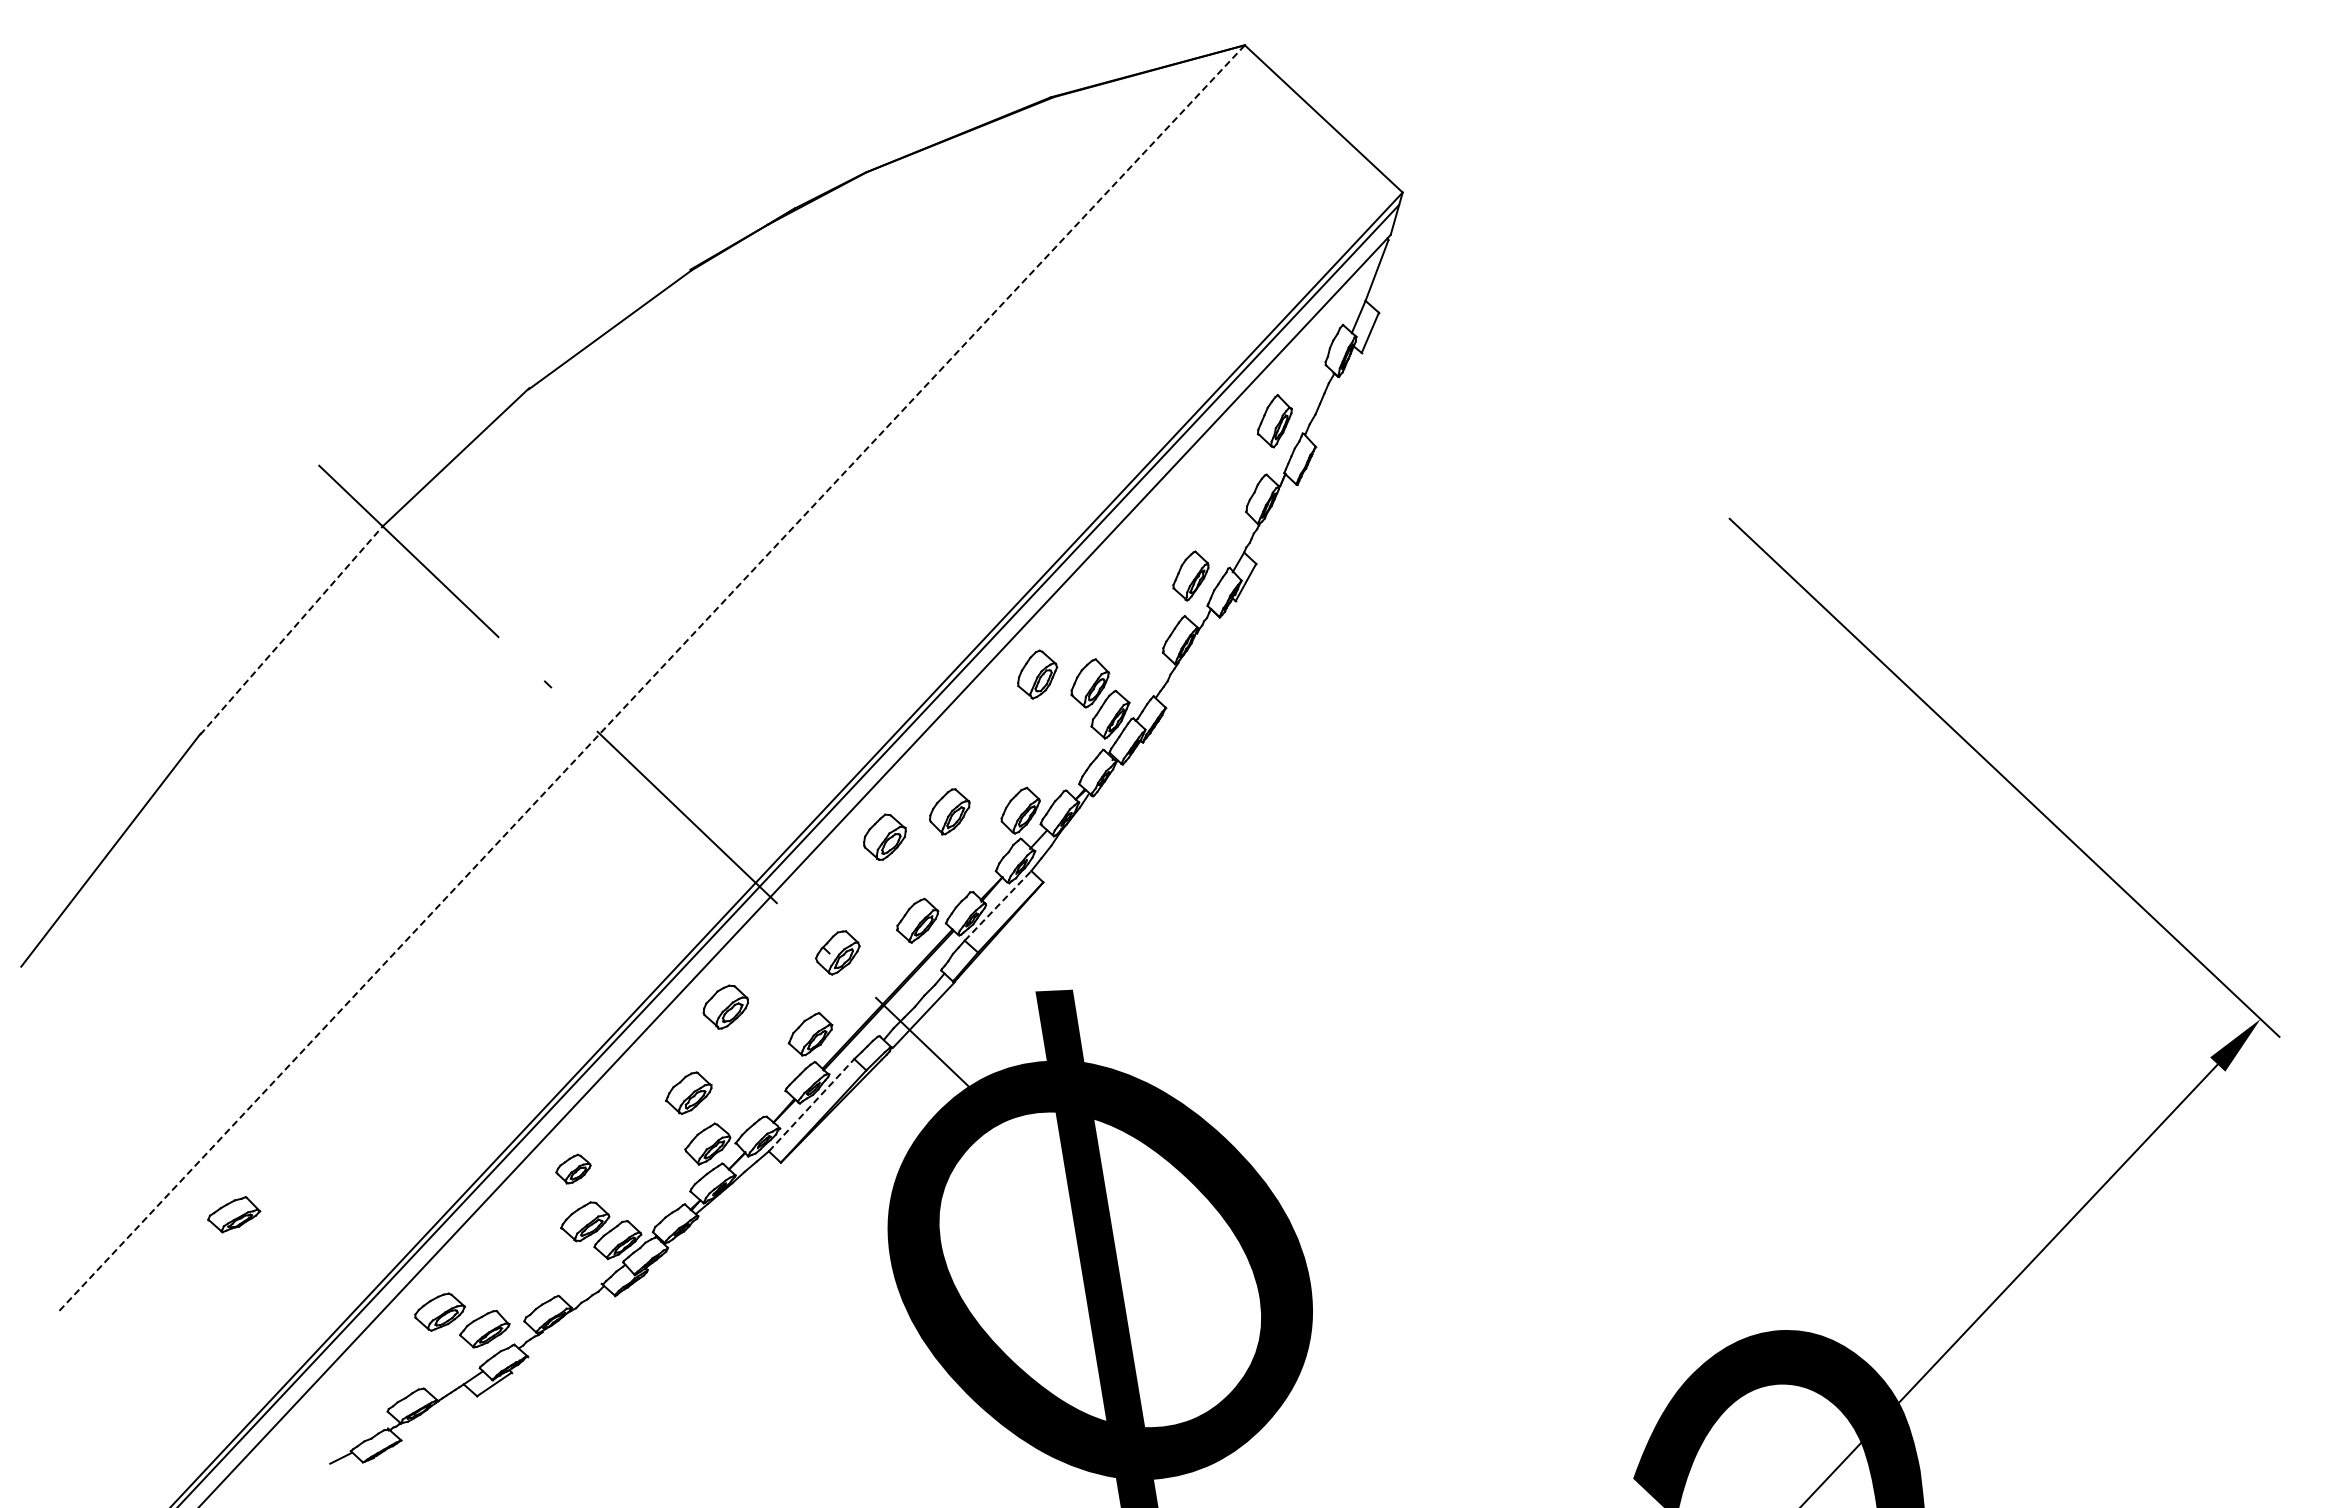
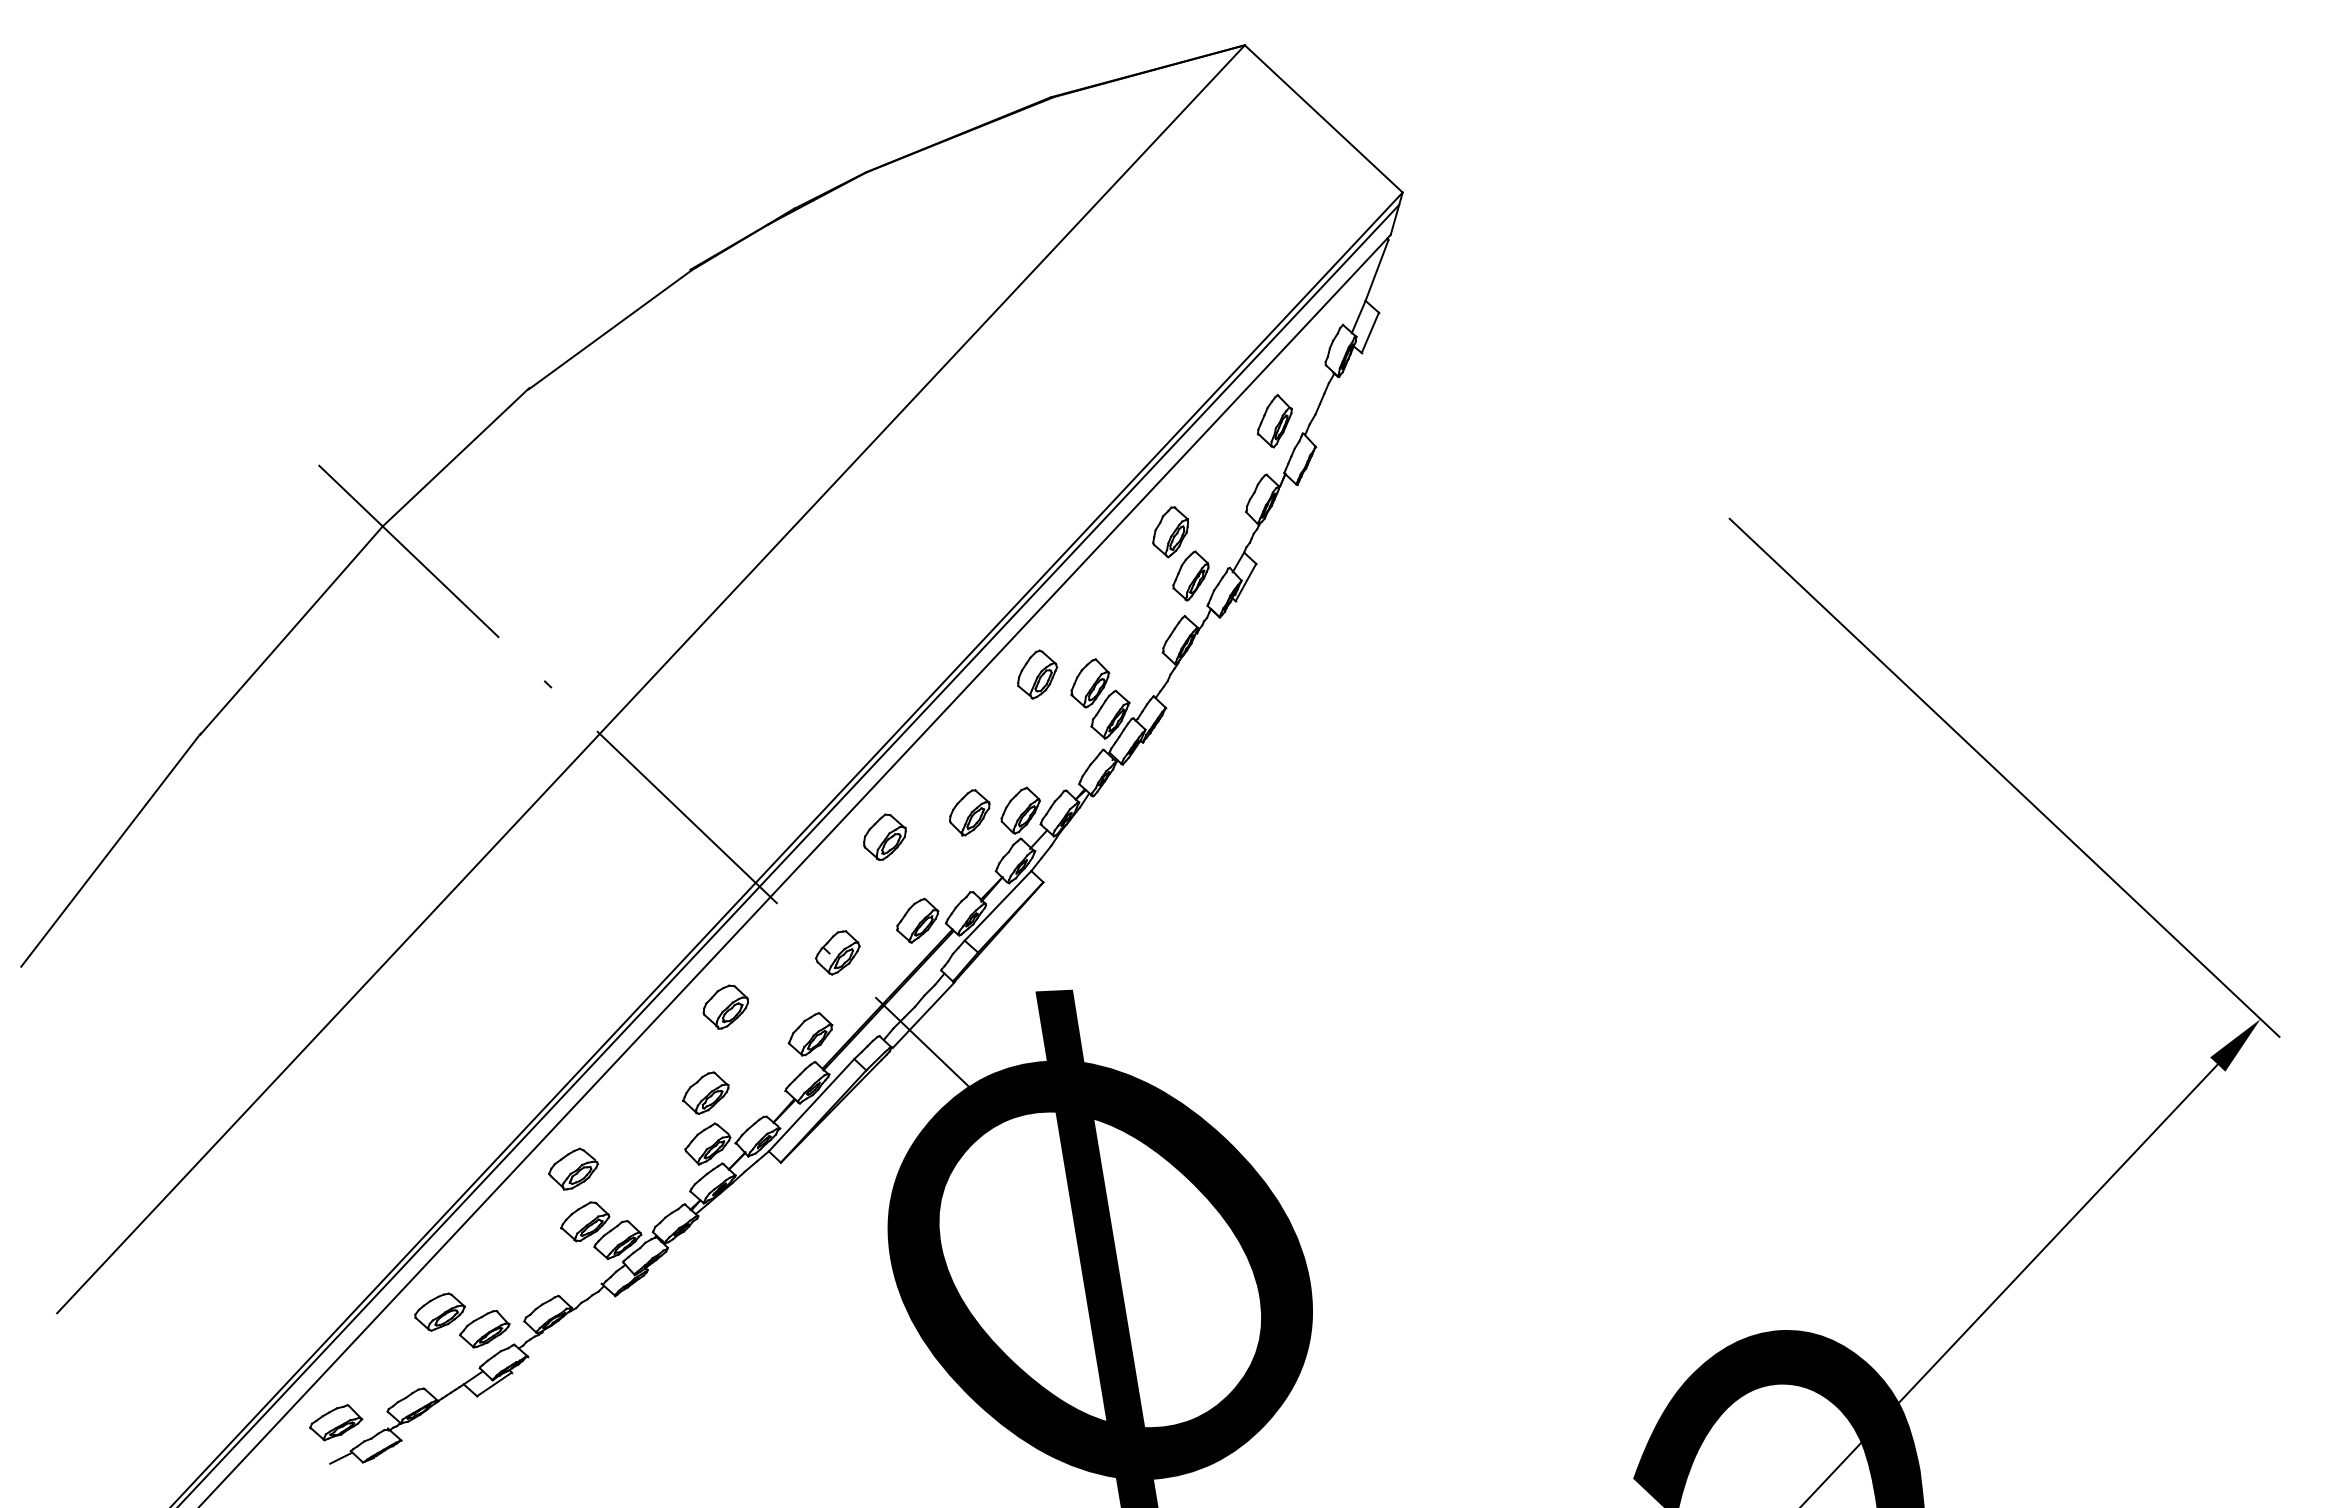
part: none -> present (1170, 532)
line: dashed -> solid (291, 630)
line: dashed -> solid (651, 679)
part position: (949, 811) -> (969, 812) (969, 812)
line: dashed -> solid (998, 905)
part position: (688, 1092) -> (705, 1092) (705, 1092)
line: dashed -> solid (811, 1105)
part size: 37x32 px -> 51x44 px (573, 1168)
part position: (234, 1214) -> (336, 1422) (336, 1422)
